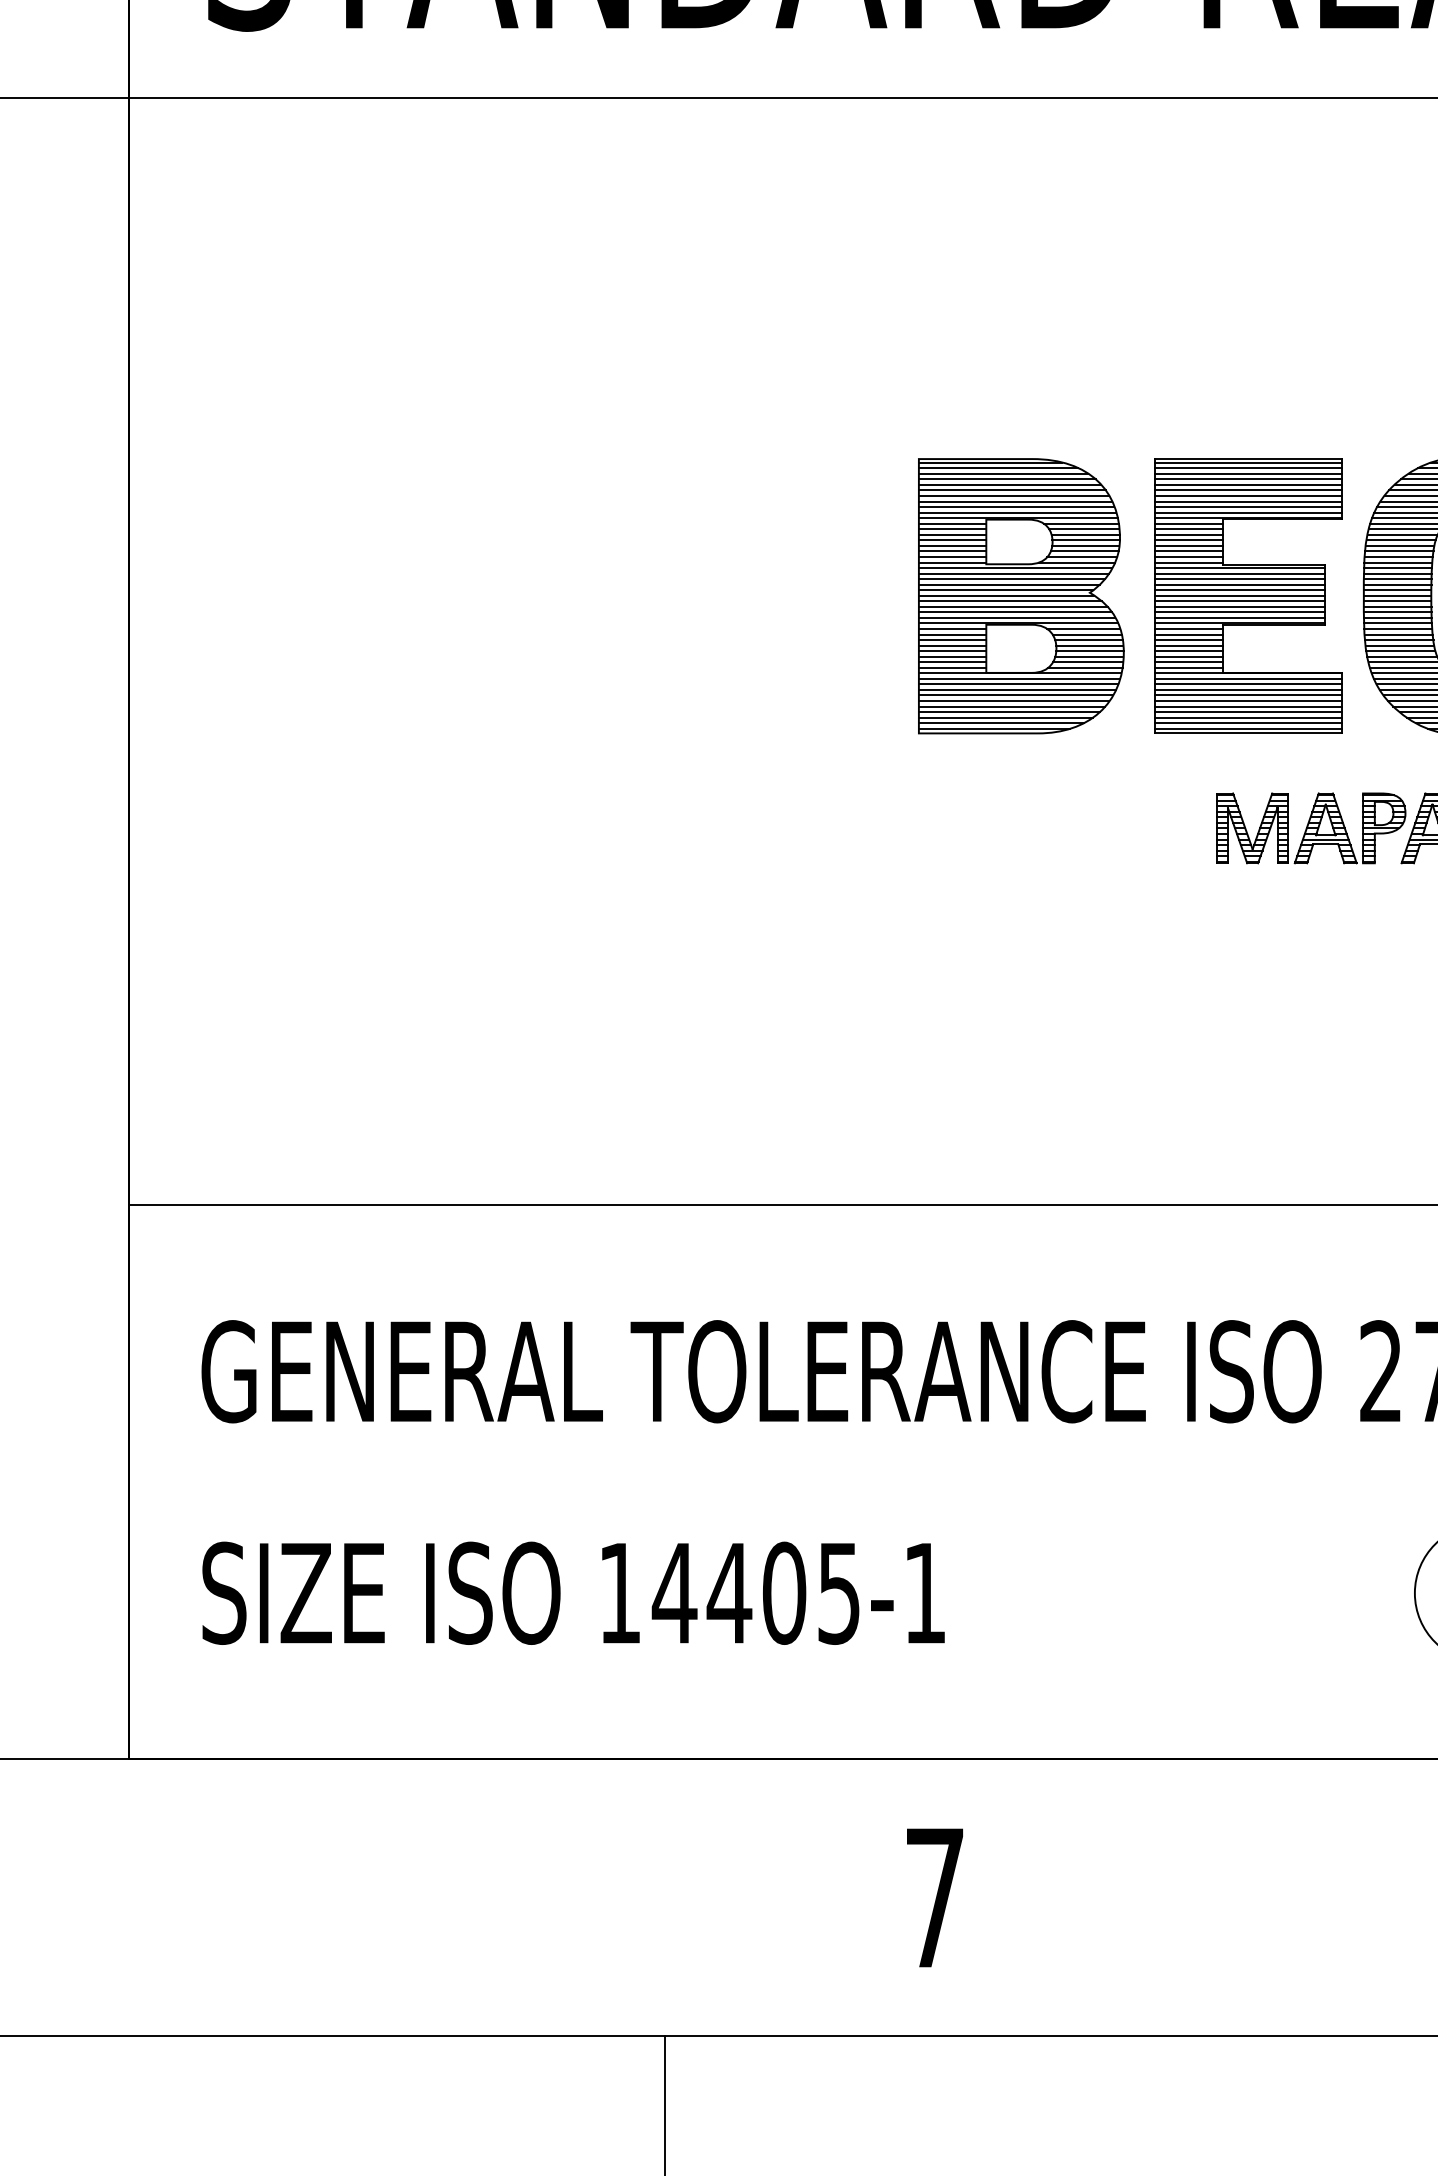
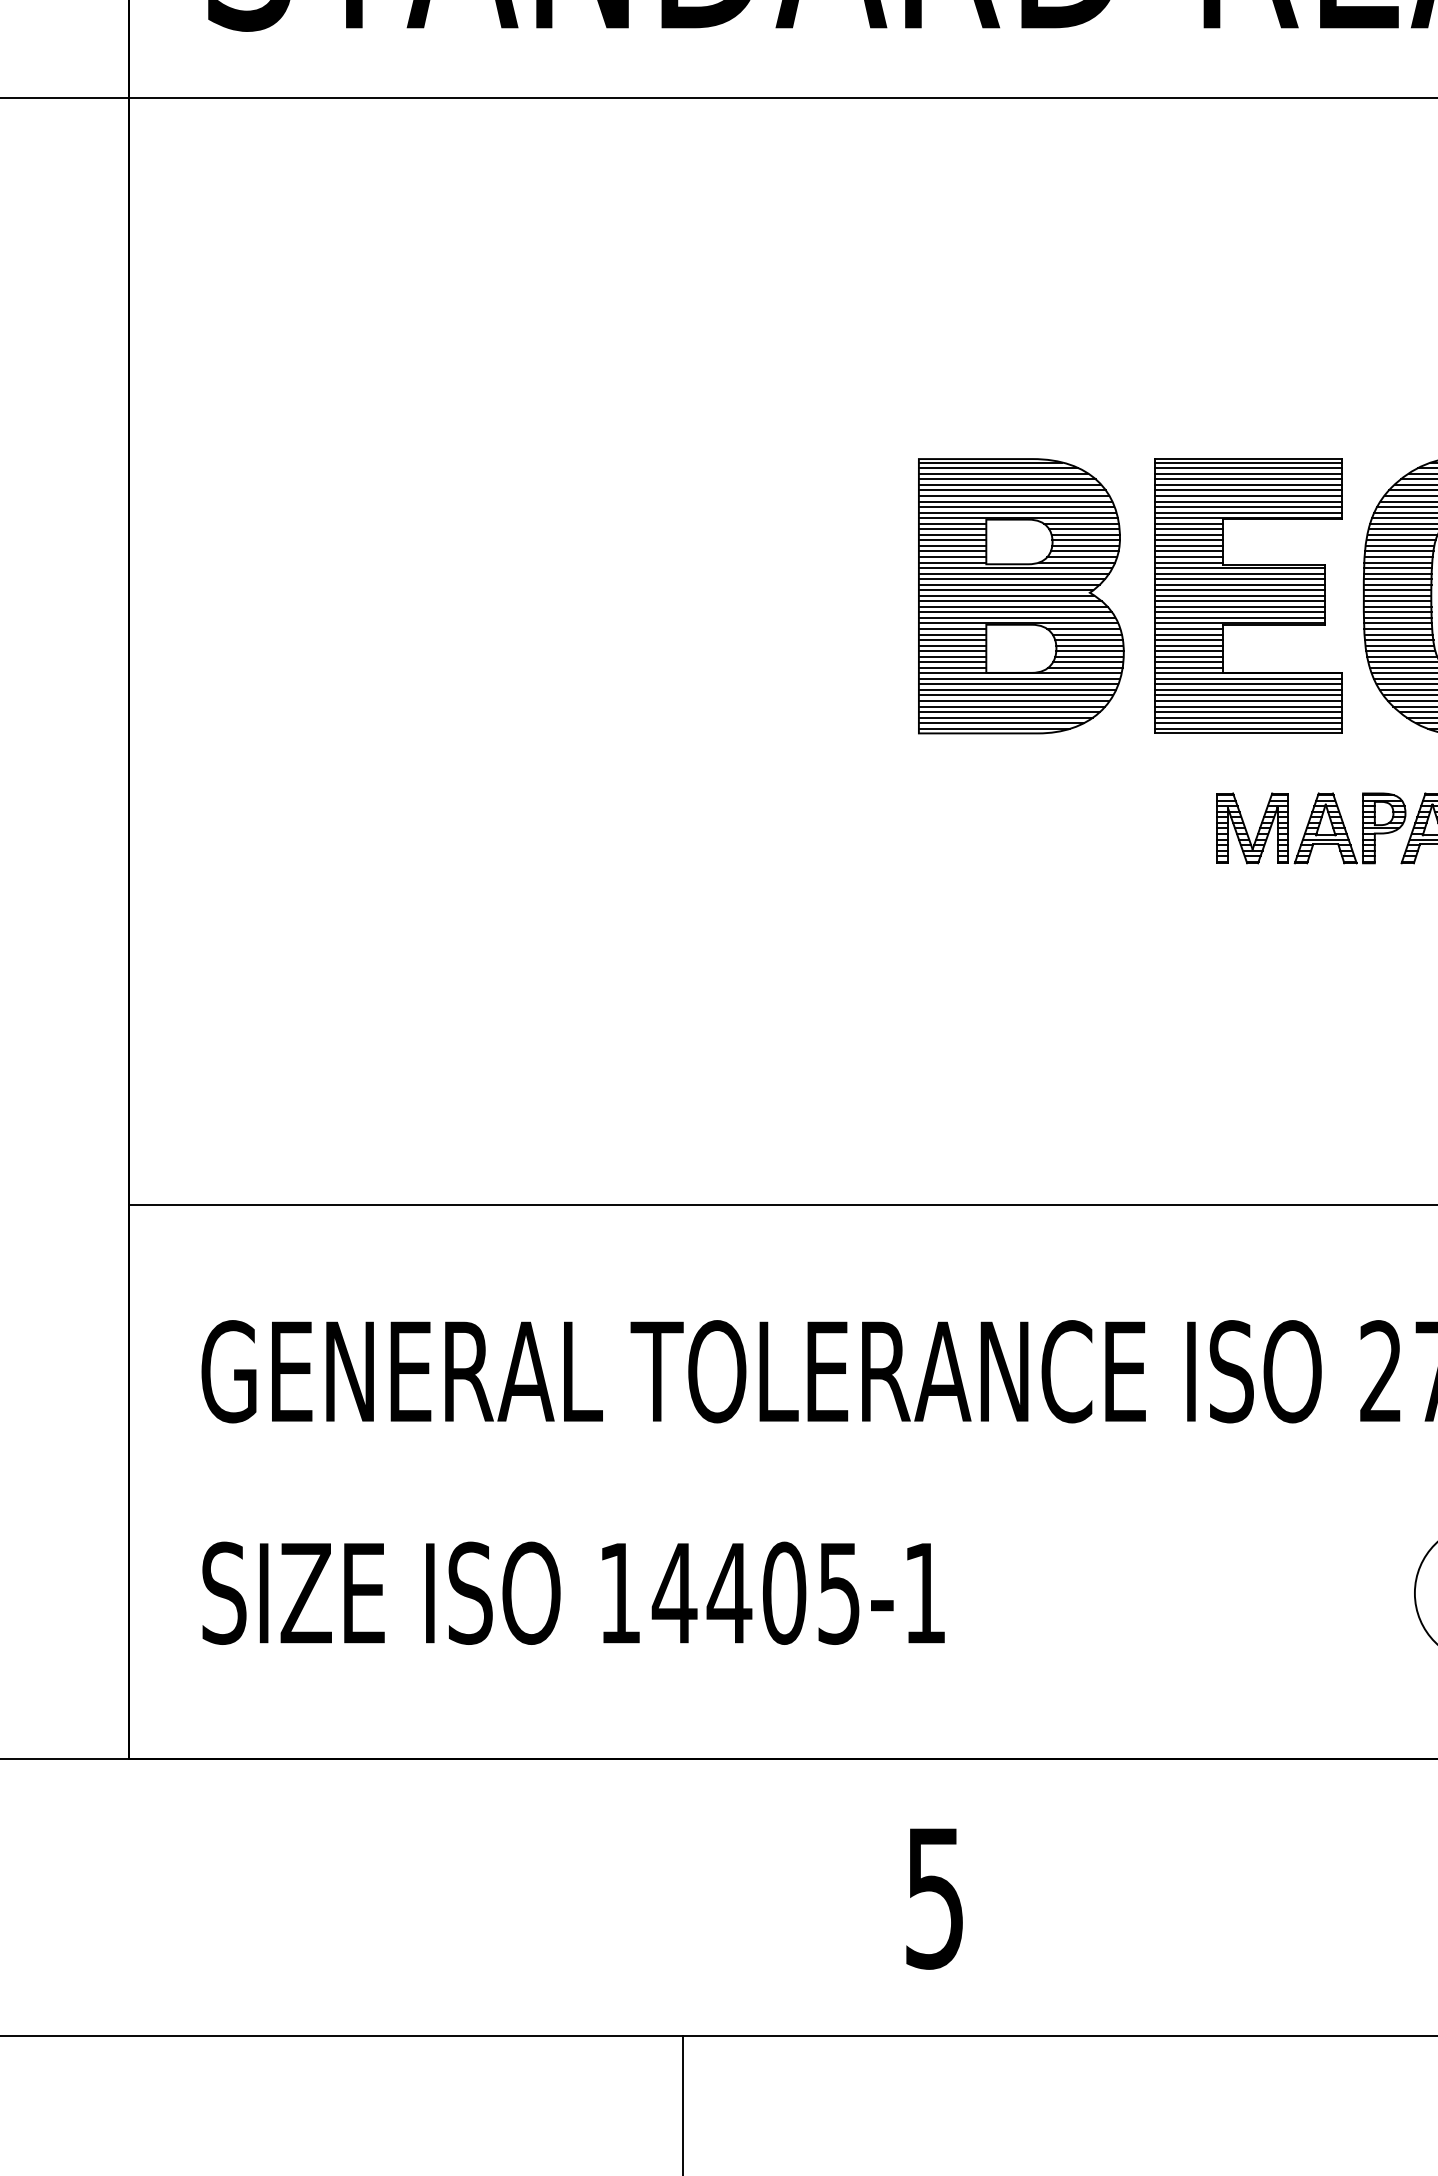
text: 7 -> 5 (934, 1898)
line position: (664, 2104) -> (682, 2104) (682, 2104)
